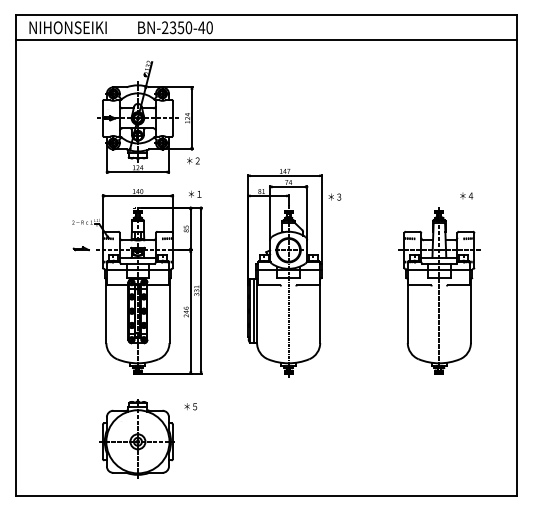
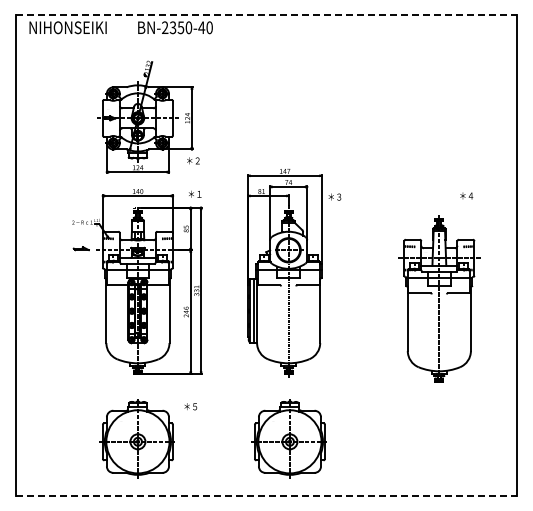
line: solid -> dashed (266, 15)
line: present -> none (266, 40)
part position: (439, 290) -> (439, 298) (439, 298)
part: none -> present (288, 438)
line: solid -> dashed (266, 495)
